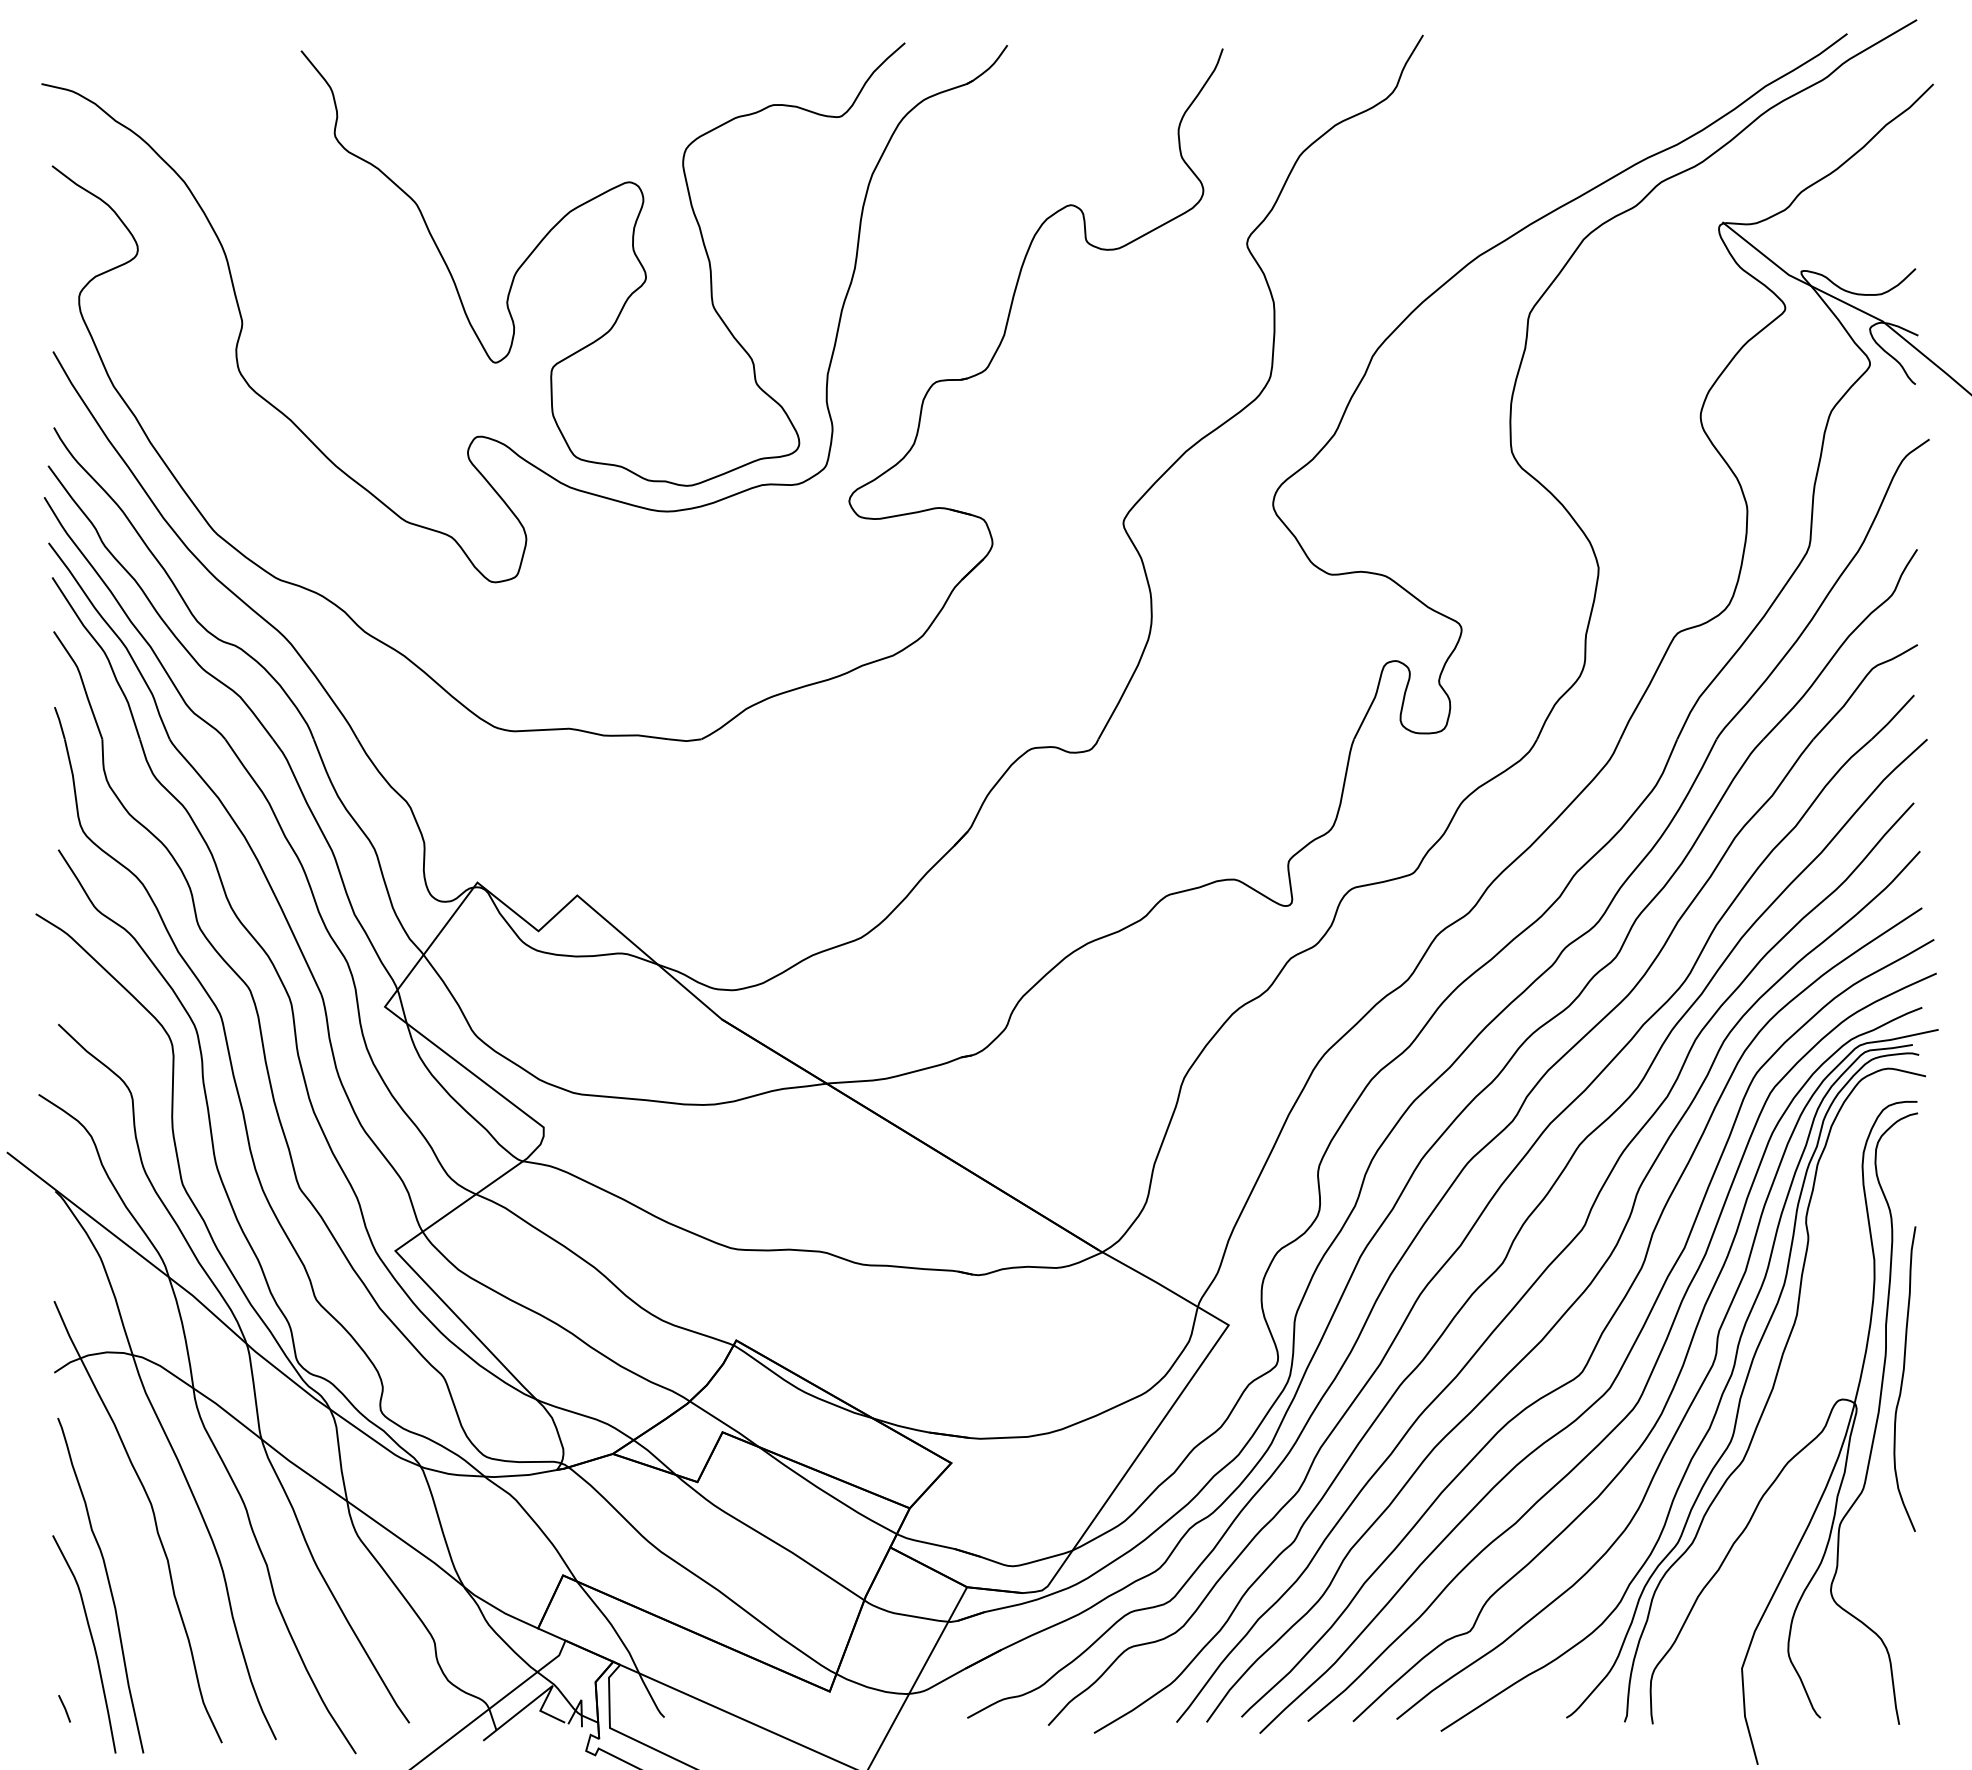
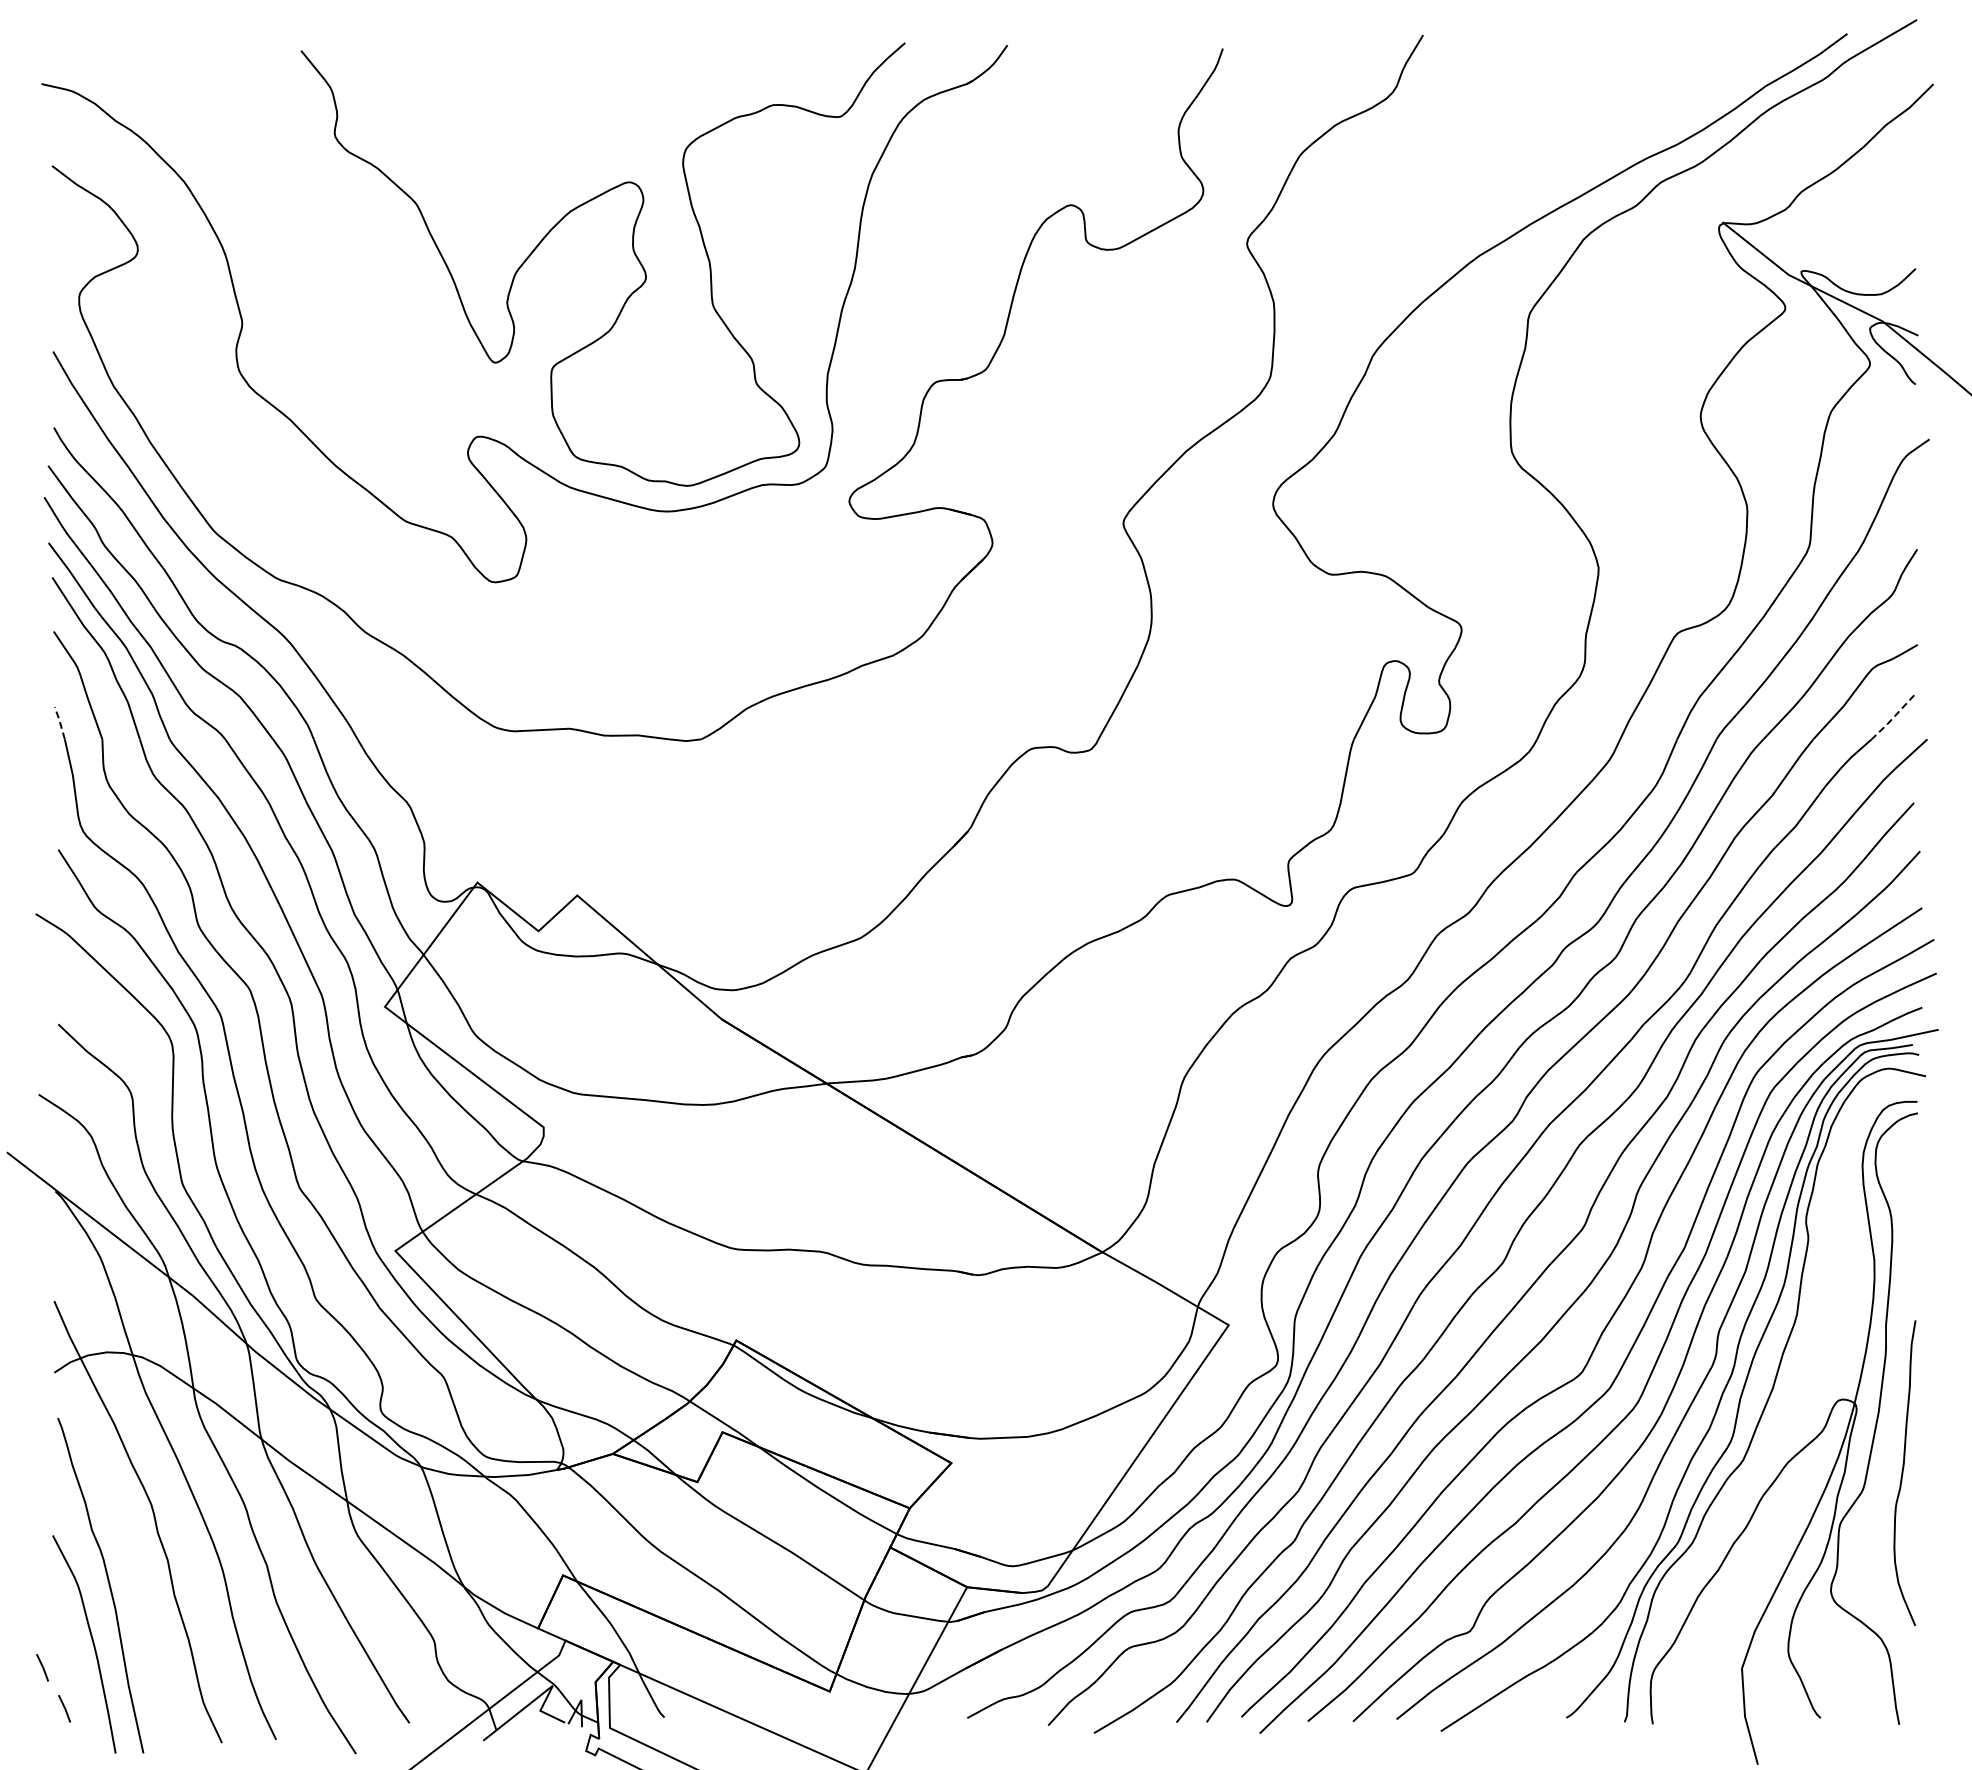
line: solid -> dashed (1893, 718)
line: solid -> dashed (60, 722)
curve position: (1903, 1378) -> (1903, 1472) (1903, 1472)
line: none -> present (42, 1667)
